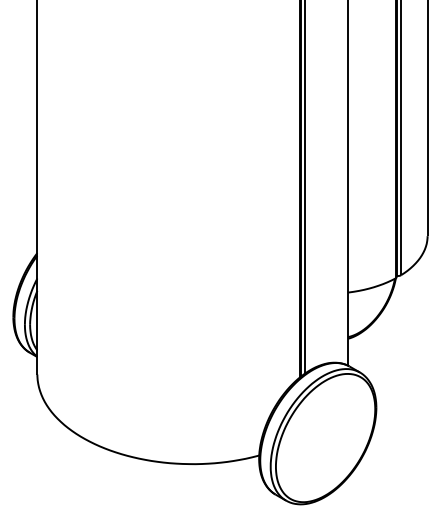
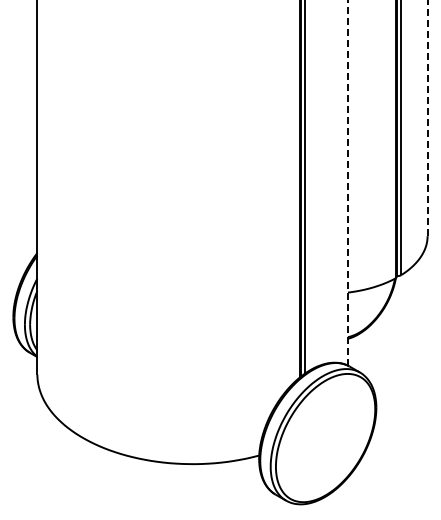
line: solid -> dashed (427, 118)
line: solid -> dashed (348, 182)
